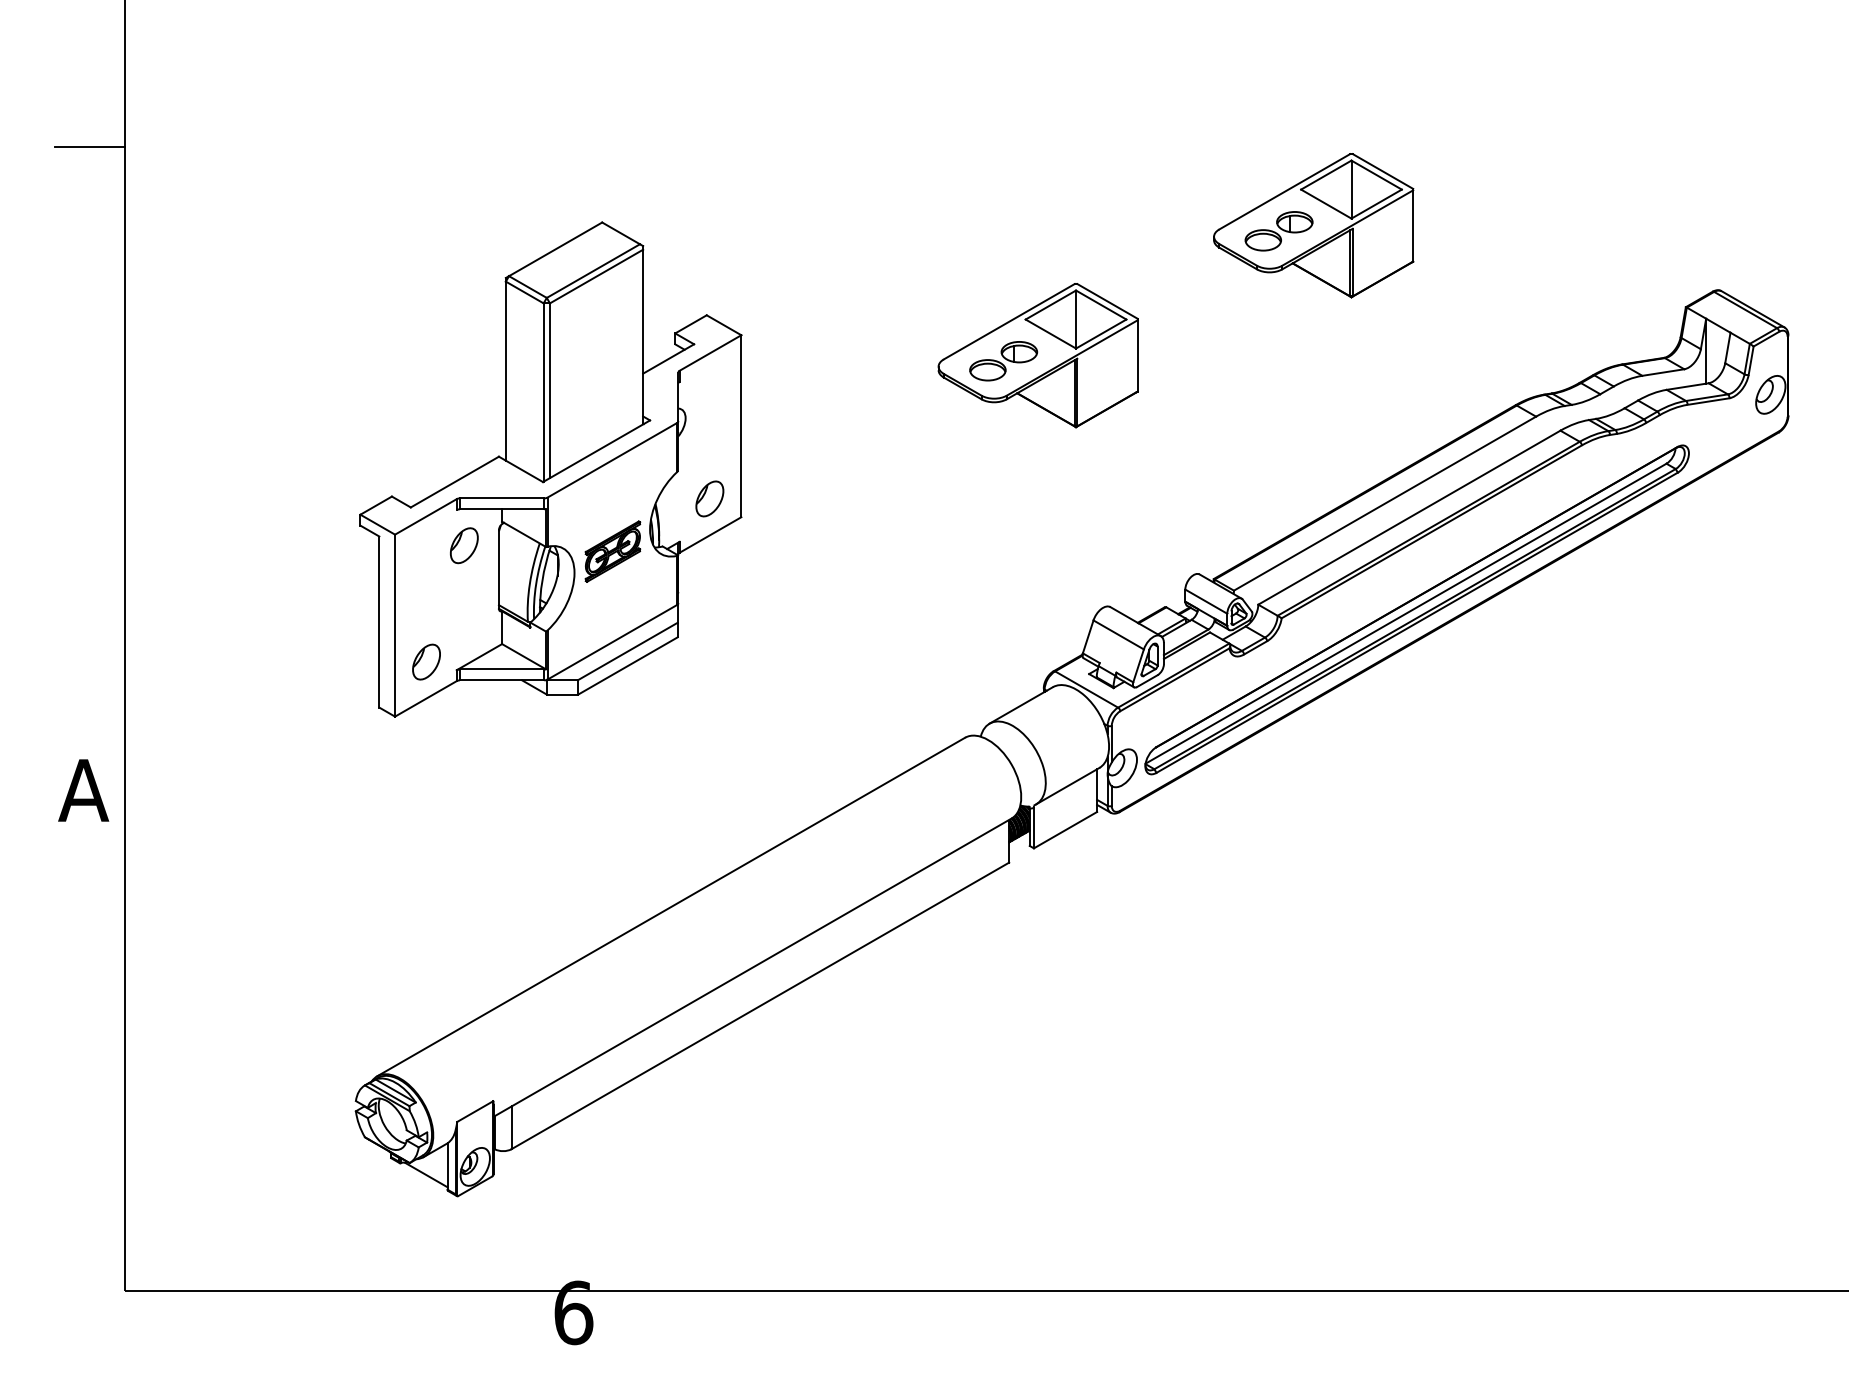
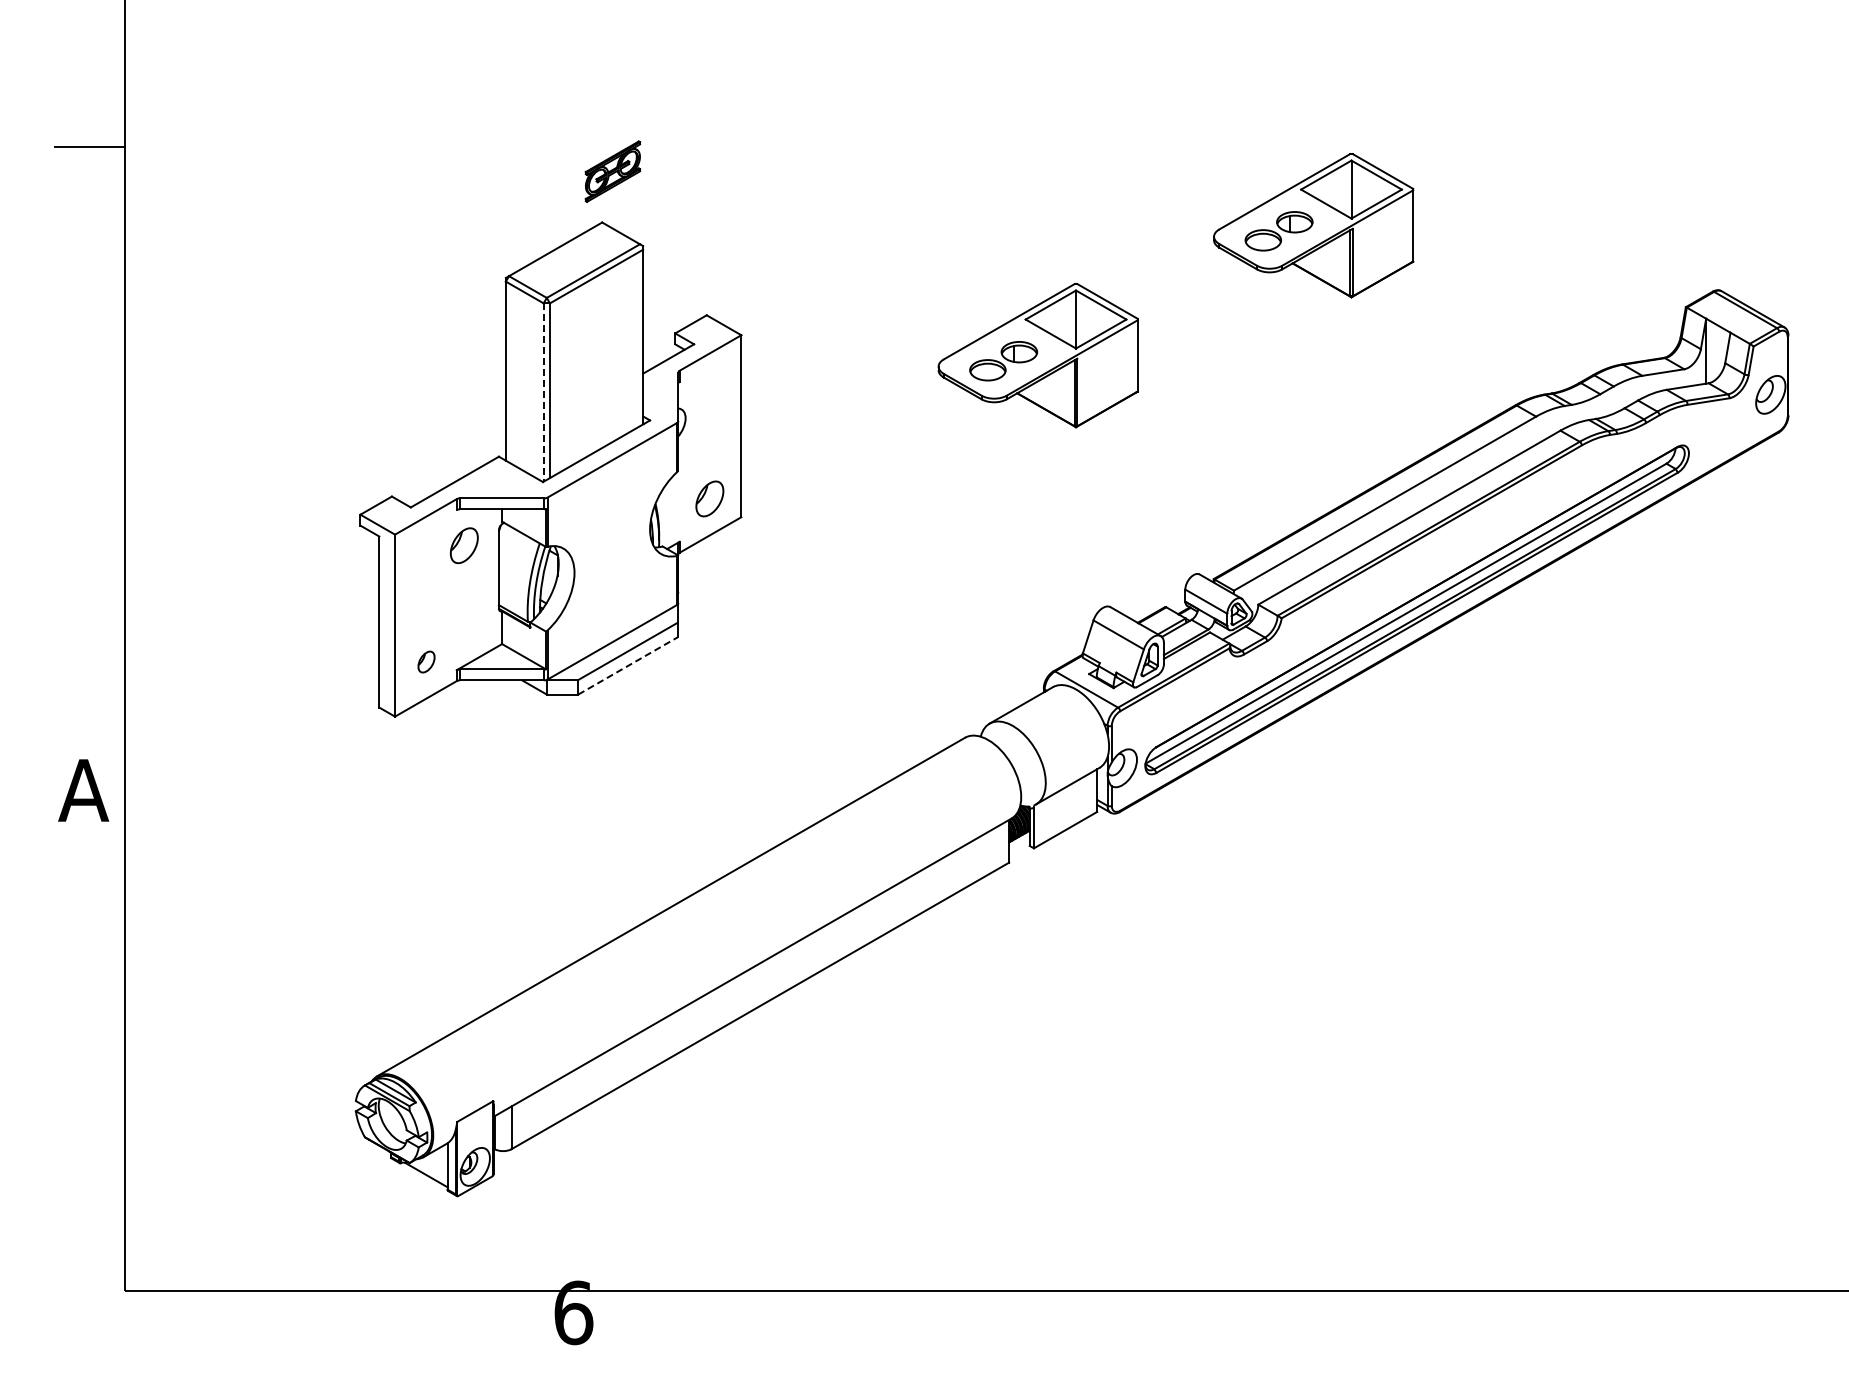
line: solid -> dashed (543, 393)
part position: (612, 551) -> (612, 171) (612, 171)
part size: 29x38 px -> 19x24 px (426, 661)
line: solid -> dashed (628, 665)
